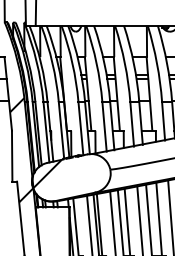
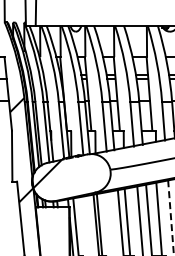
line: solid -> dashed (171, 218)
line: present -> none (112, 221)
line: present -> none (89, 224)
